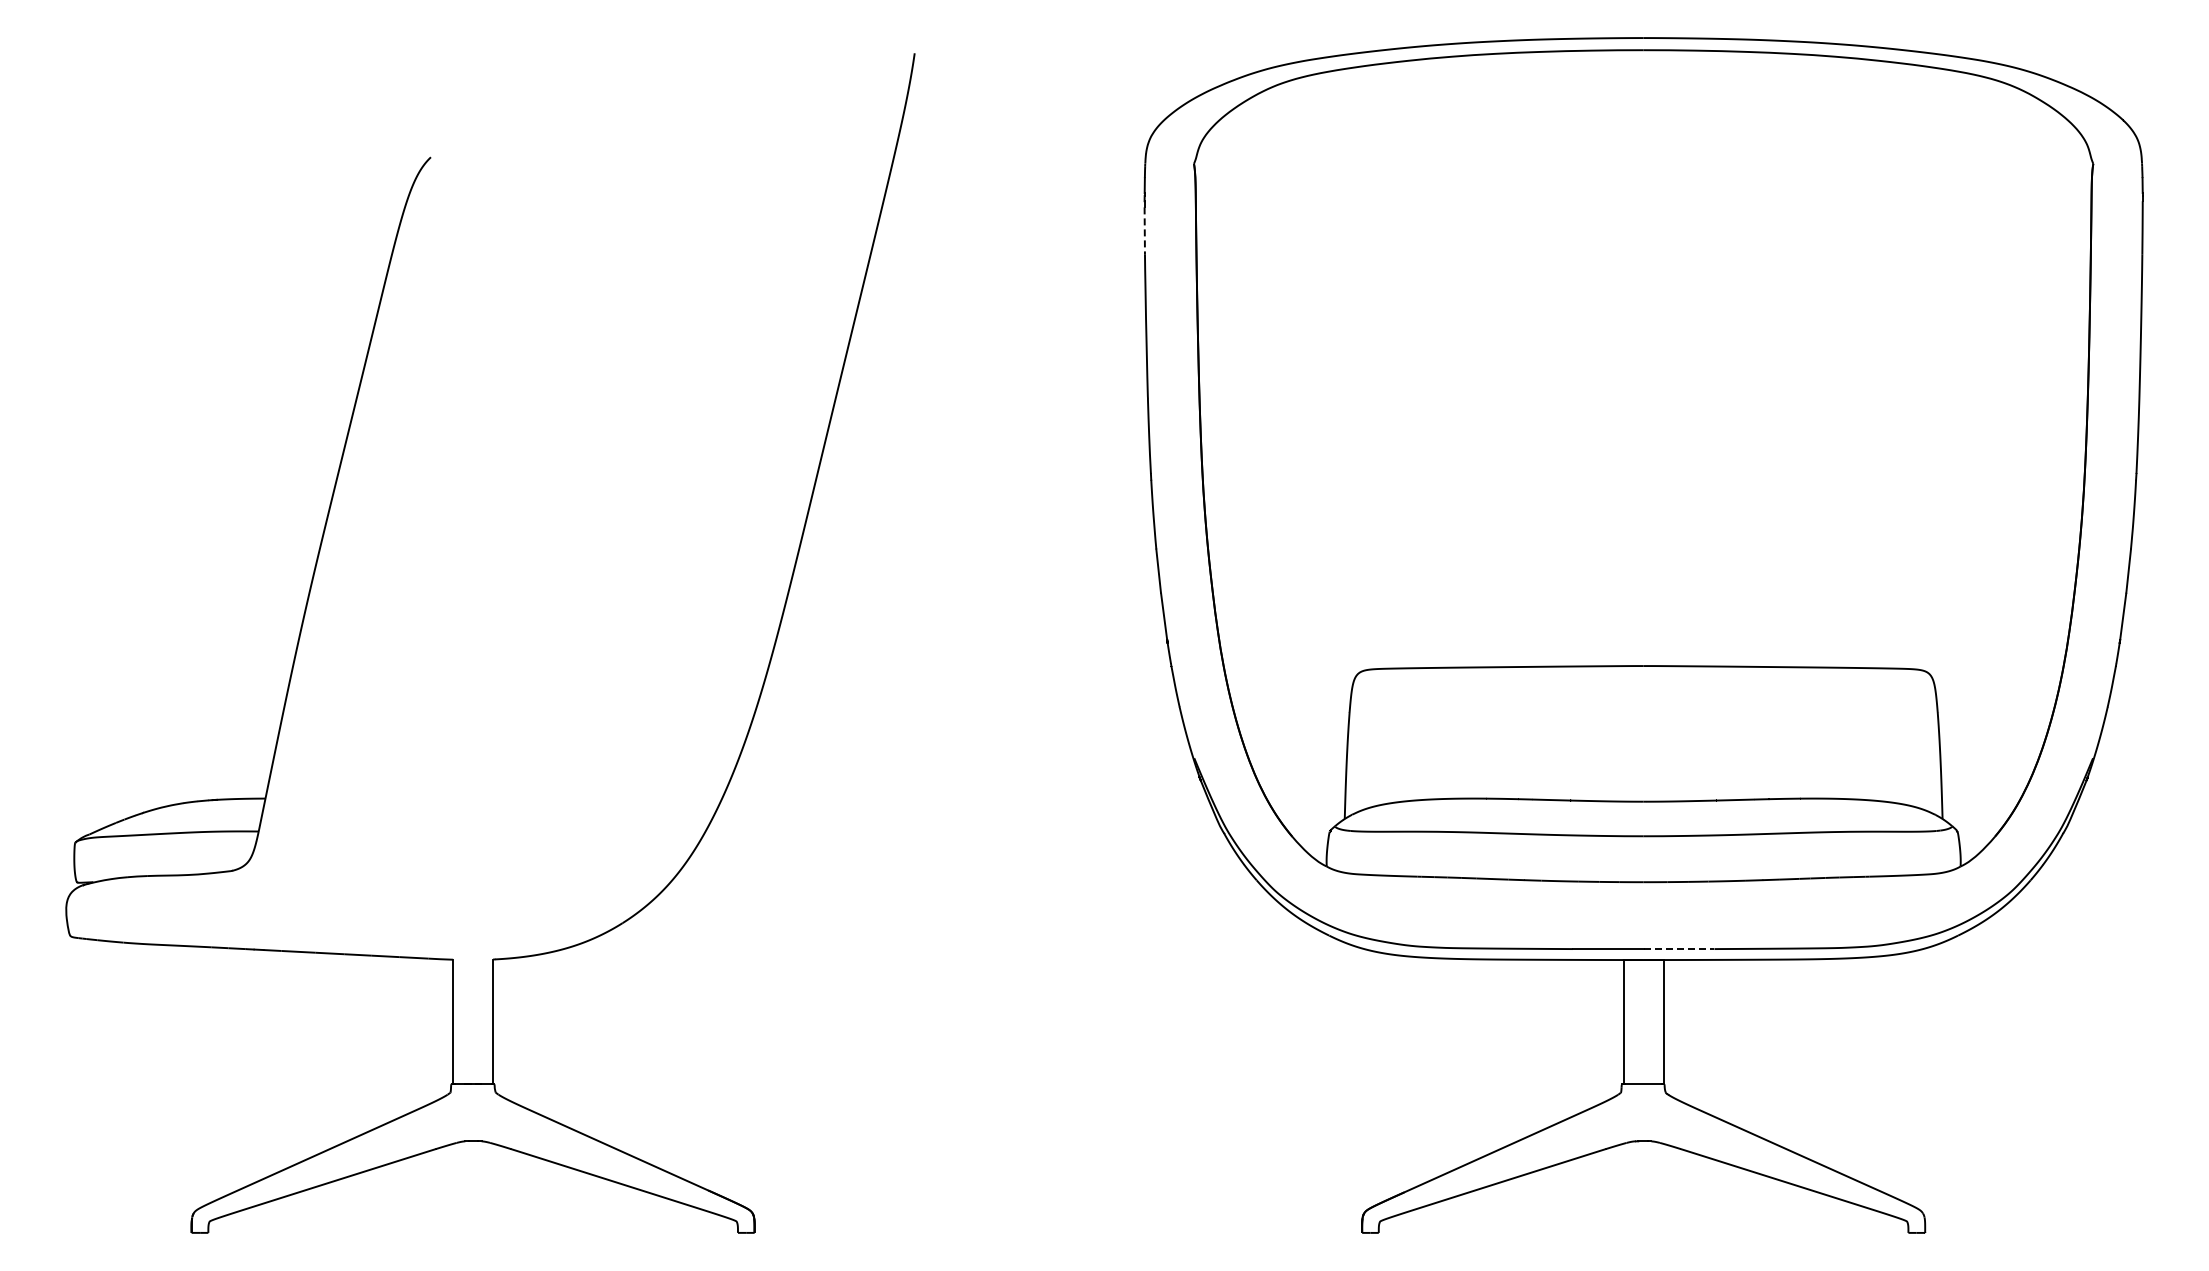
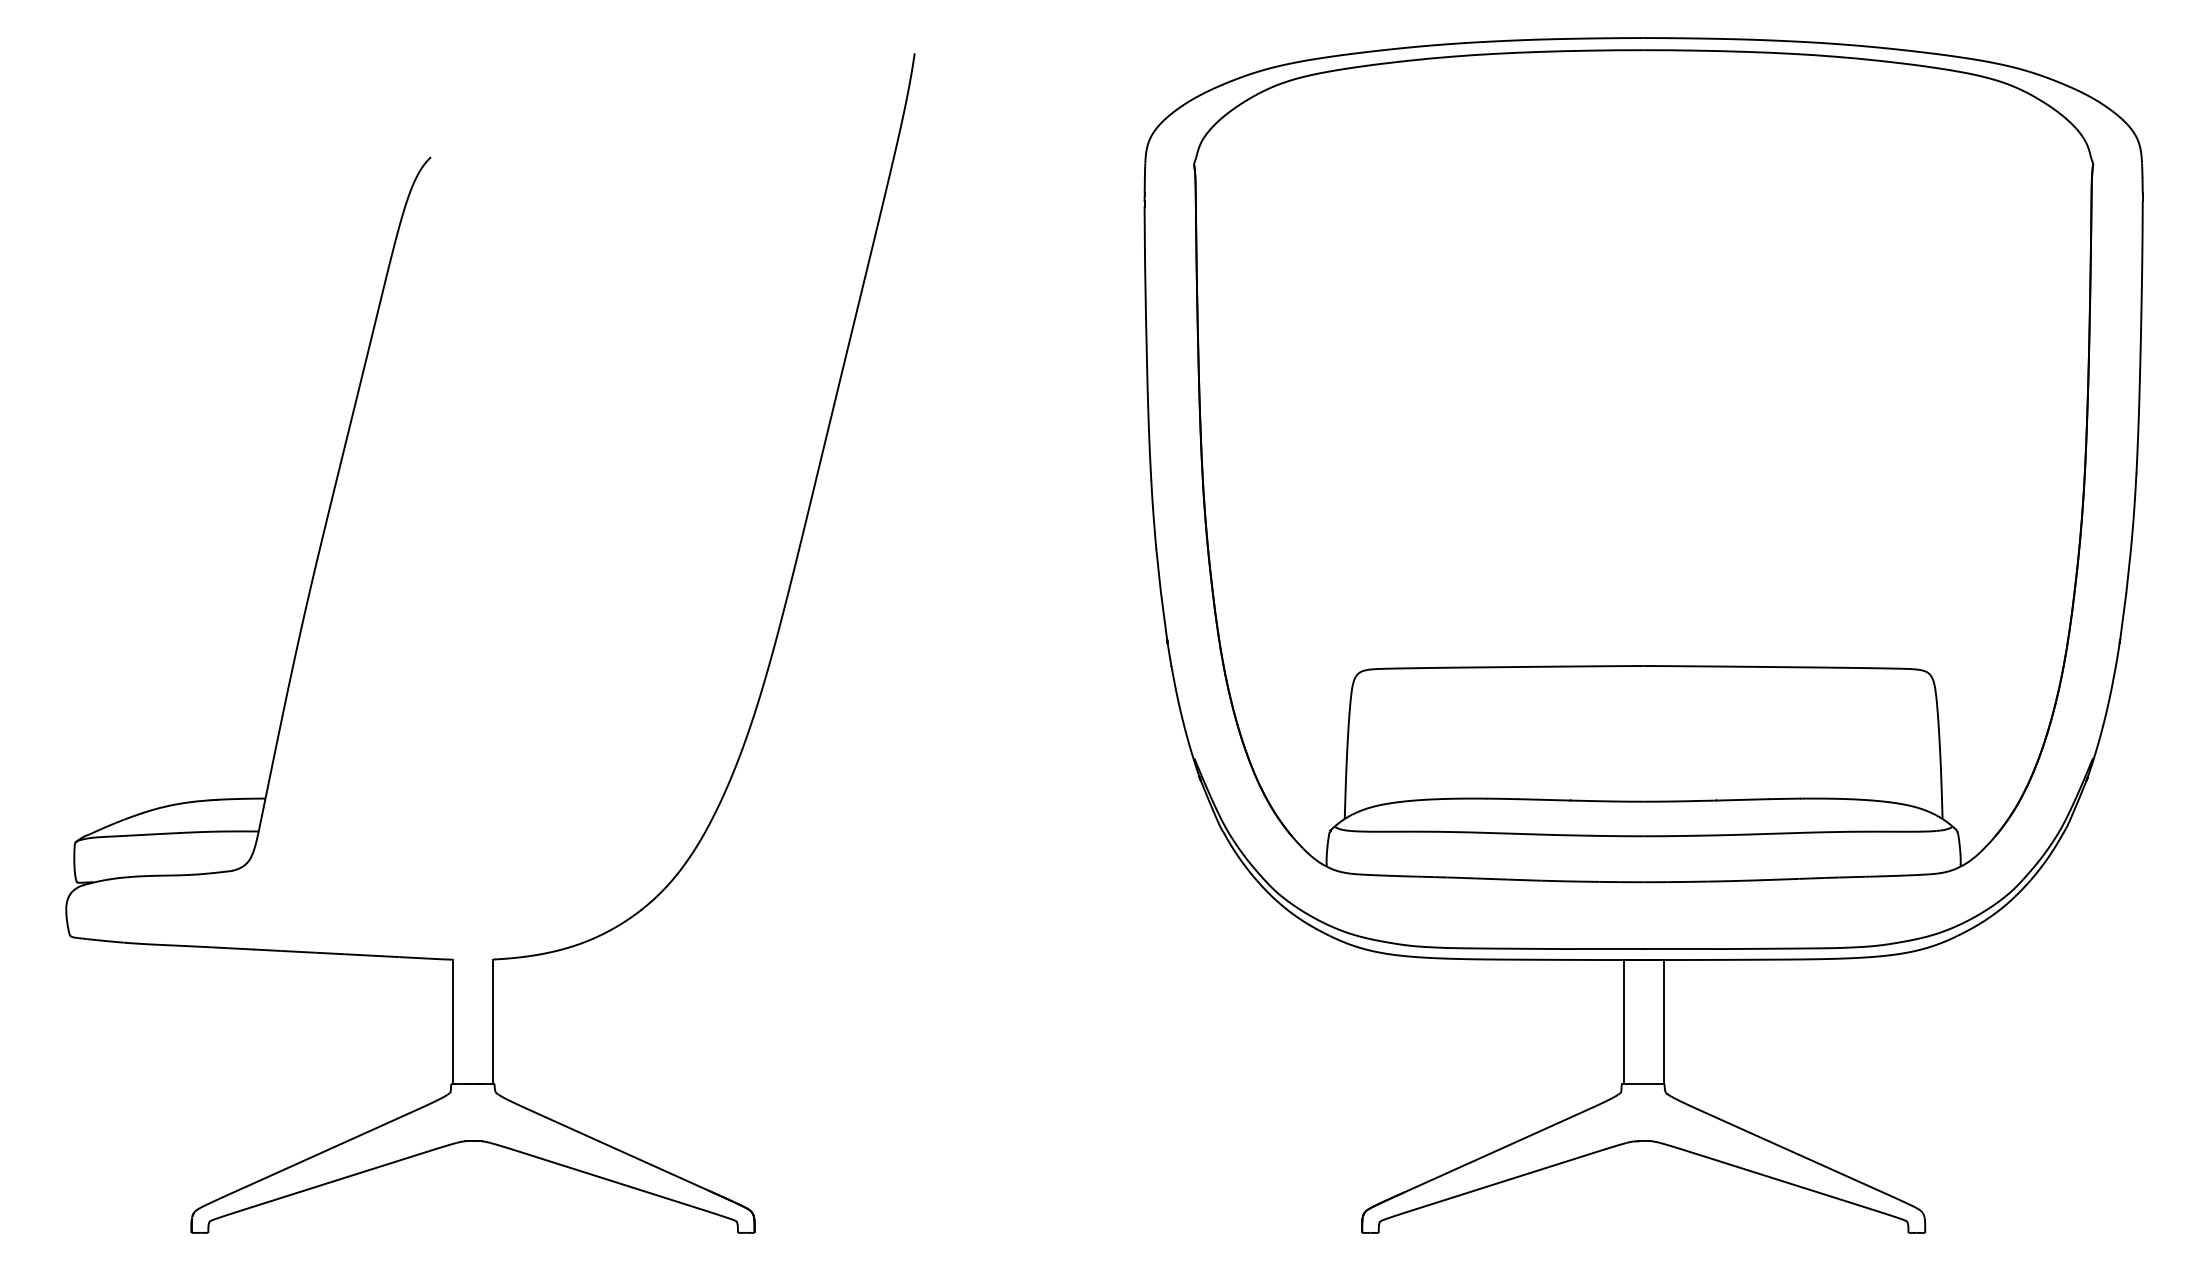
line: dashed -> solid (1144, 231)
line: dashed -> solid (1679, 949)
